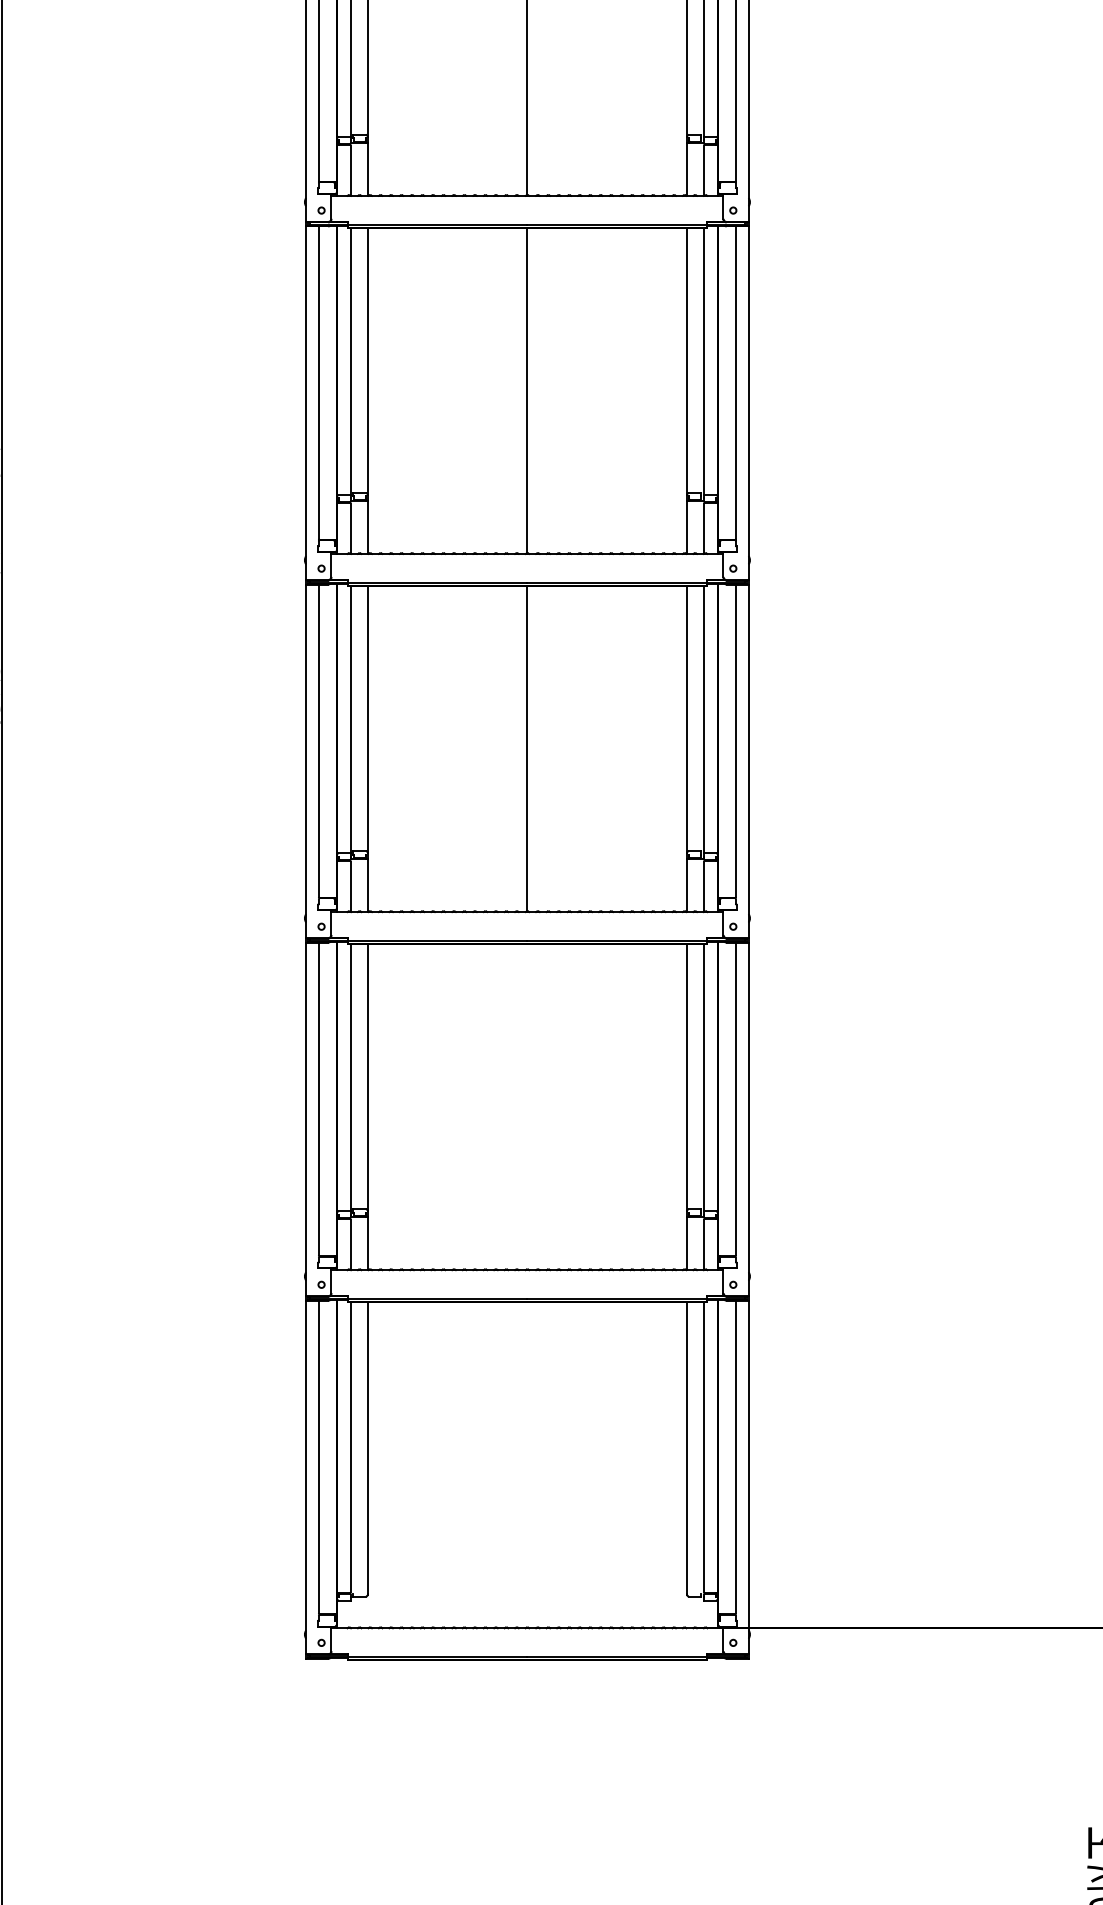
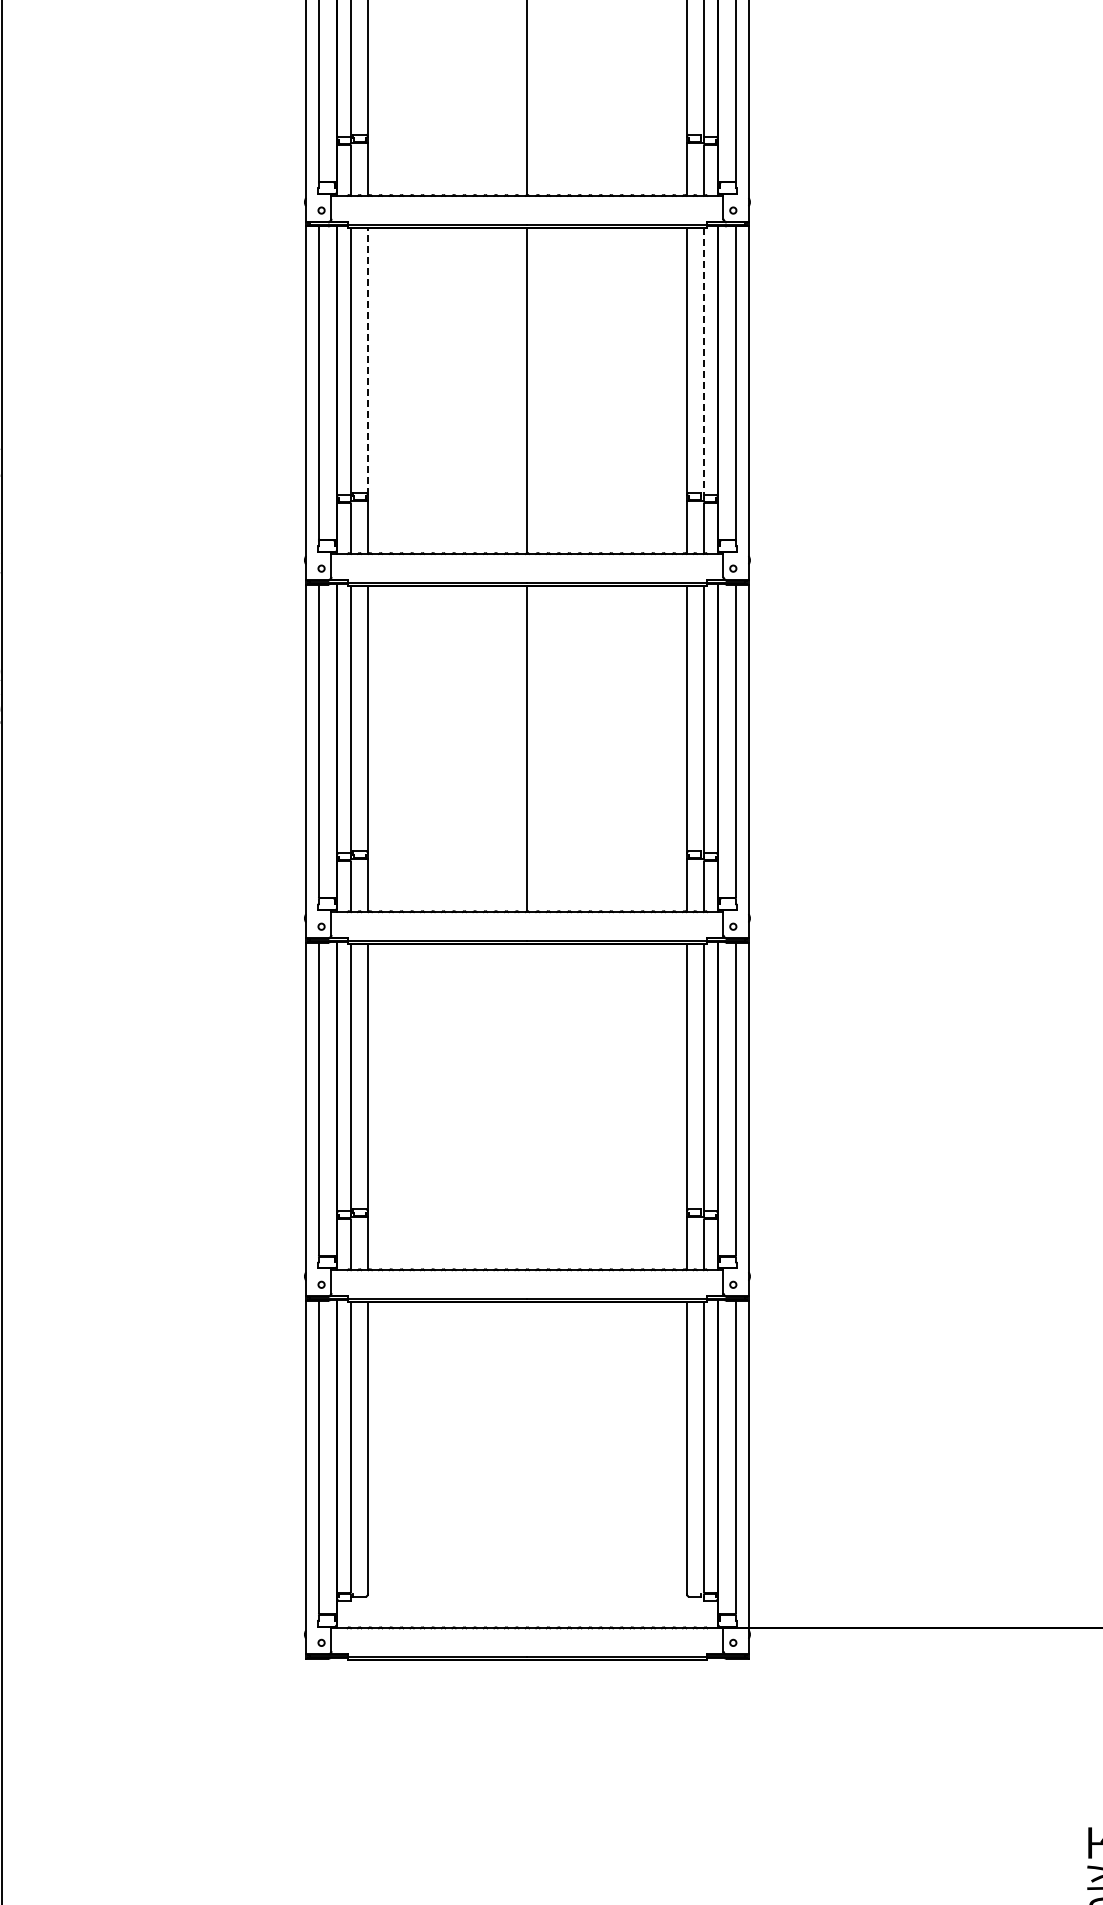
line: solid -> dashed (367, 360)
line: solid -> dashed (704, 362)
